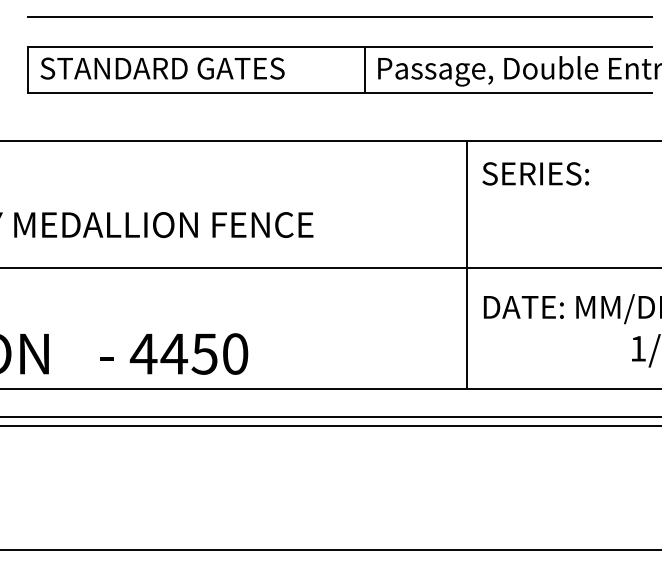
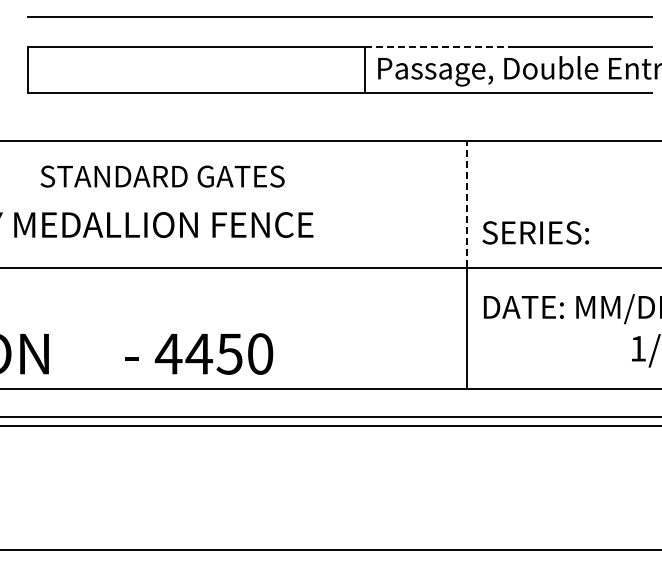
line: solid -> dashed (437, 46)
text position: (162, 68) -> (162, 176) (162, 176)
text position: (535, 173) -> (535, 232) (535, 232)
line: solid -> dashed (466, 204)
text position: (174, 353) -> (199, 353) (199, 353)
